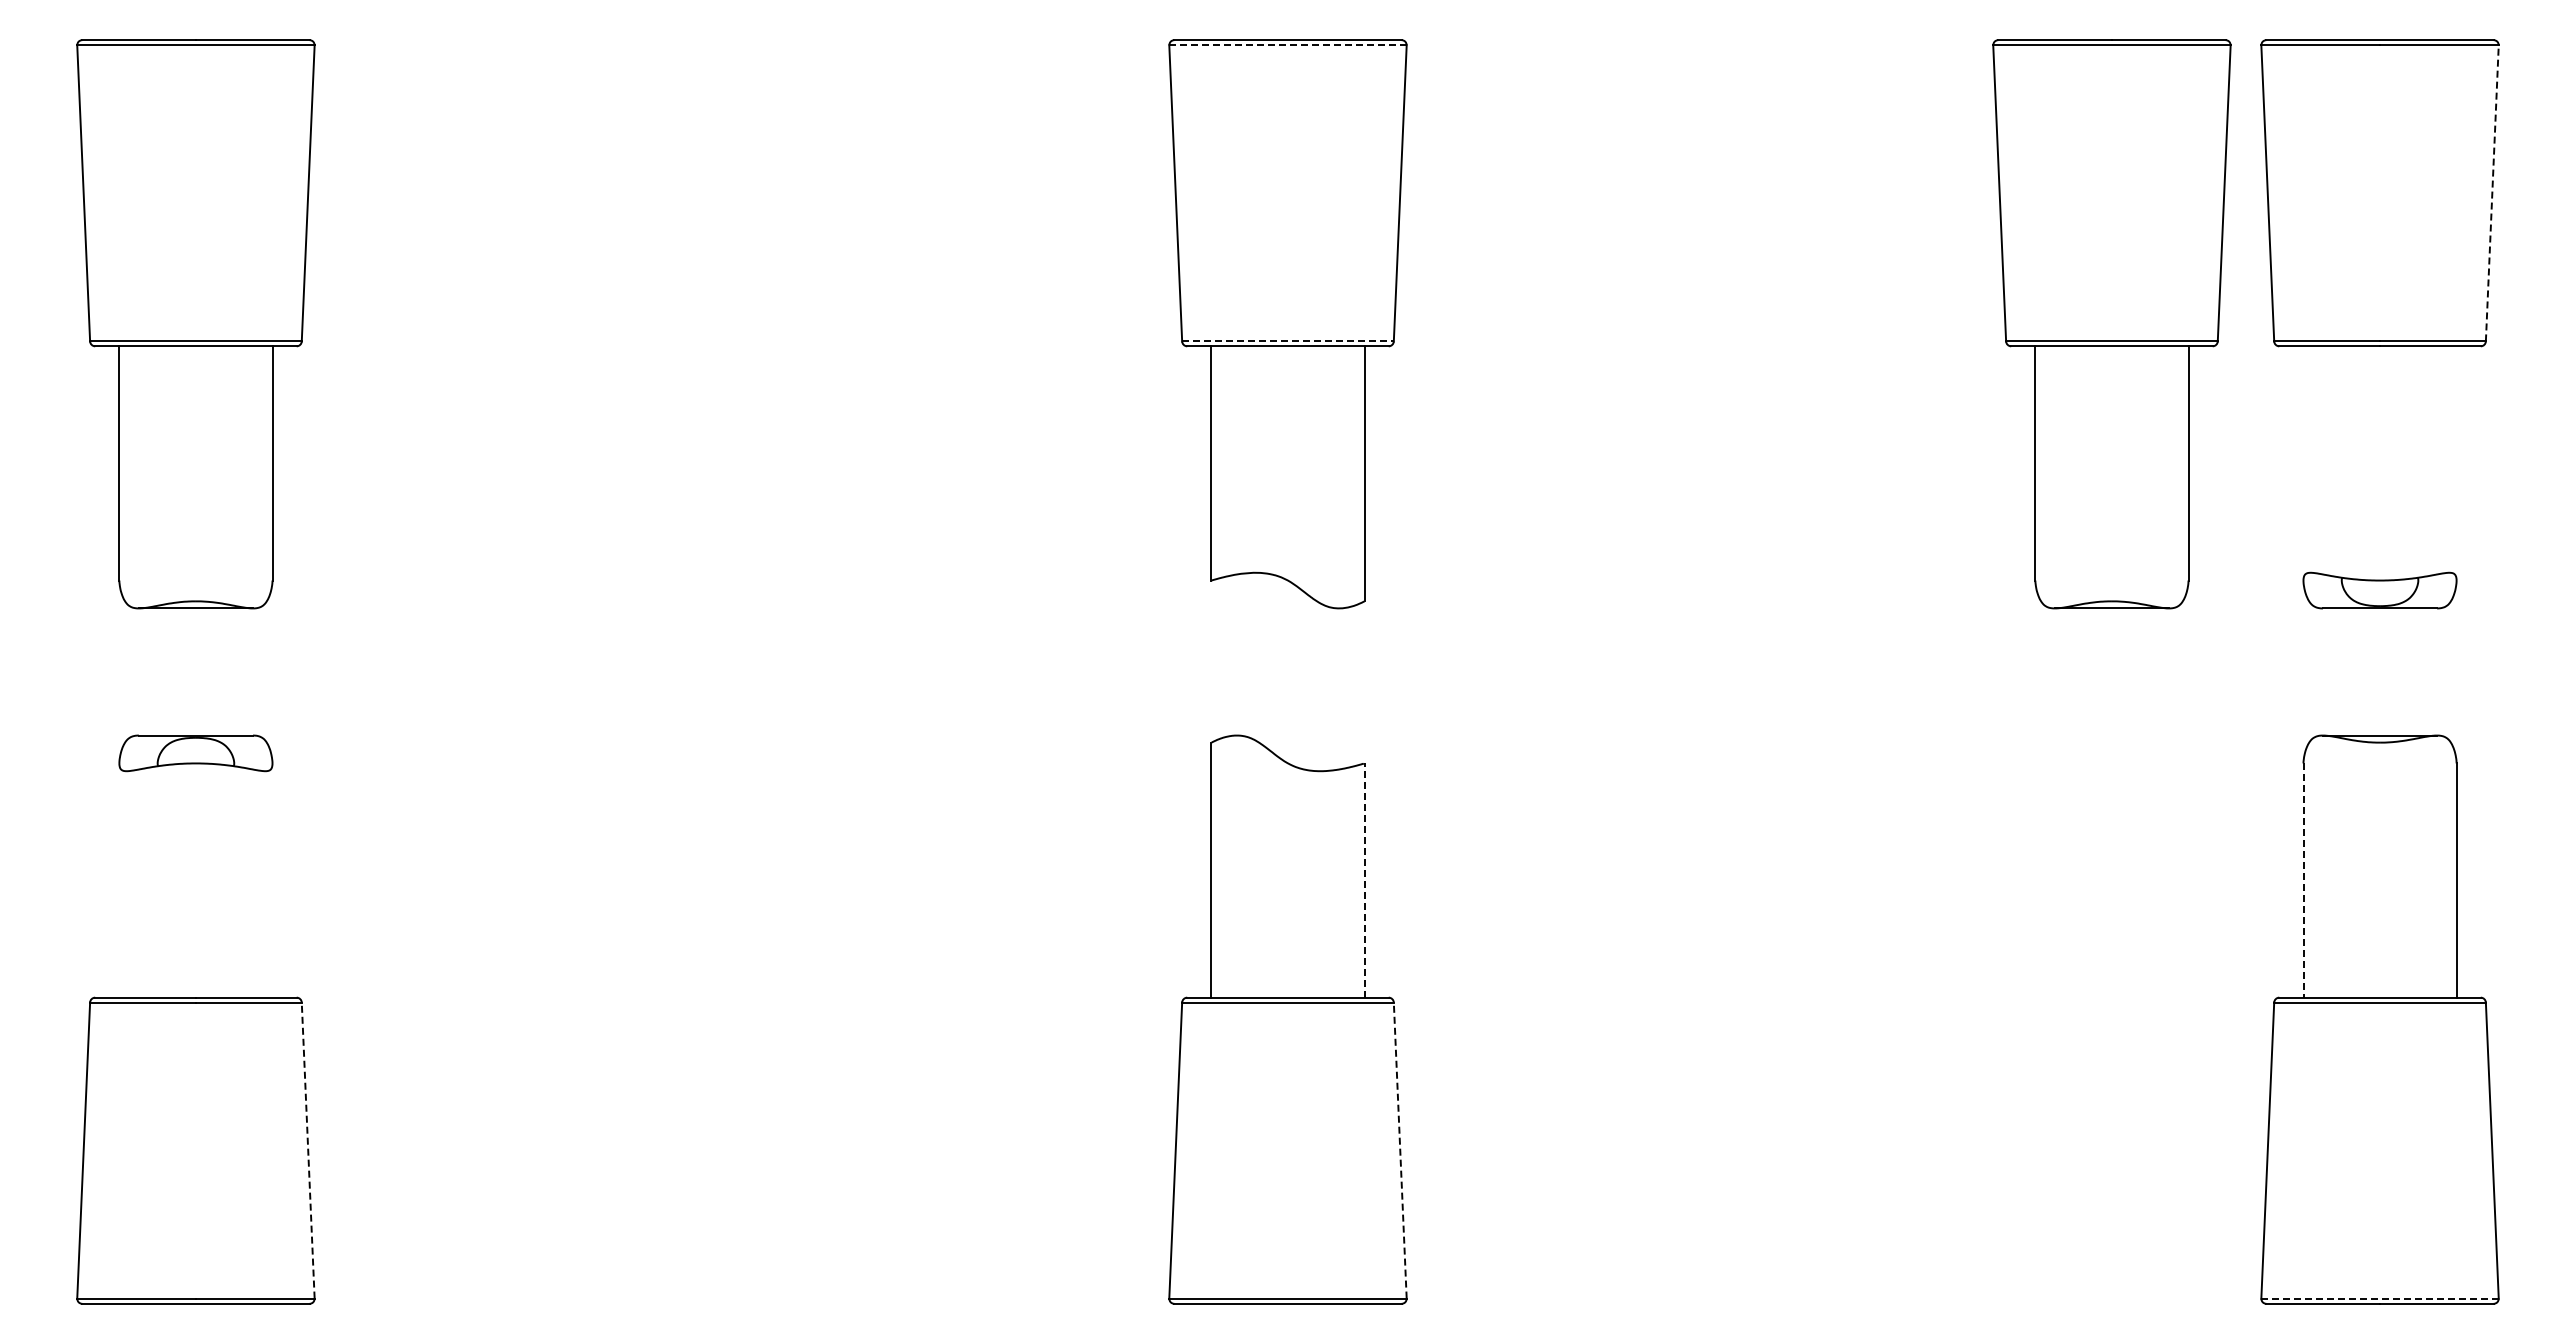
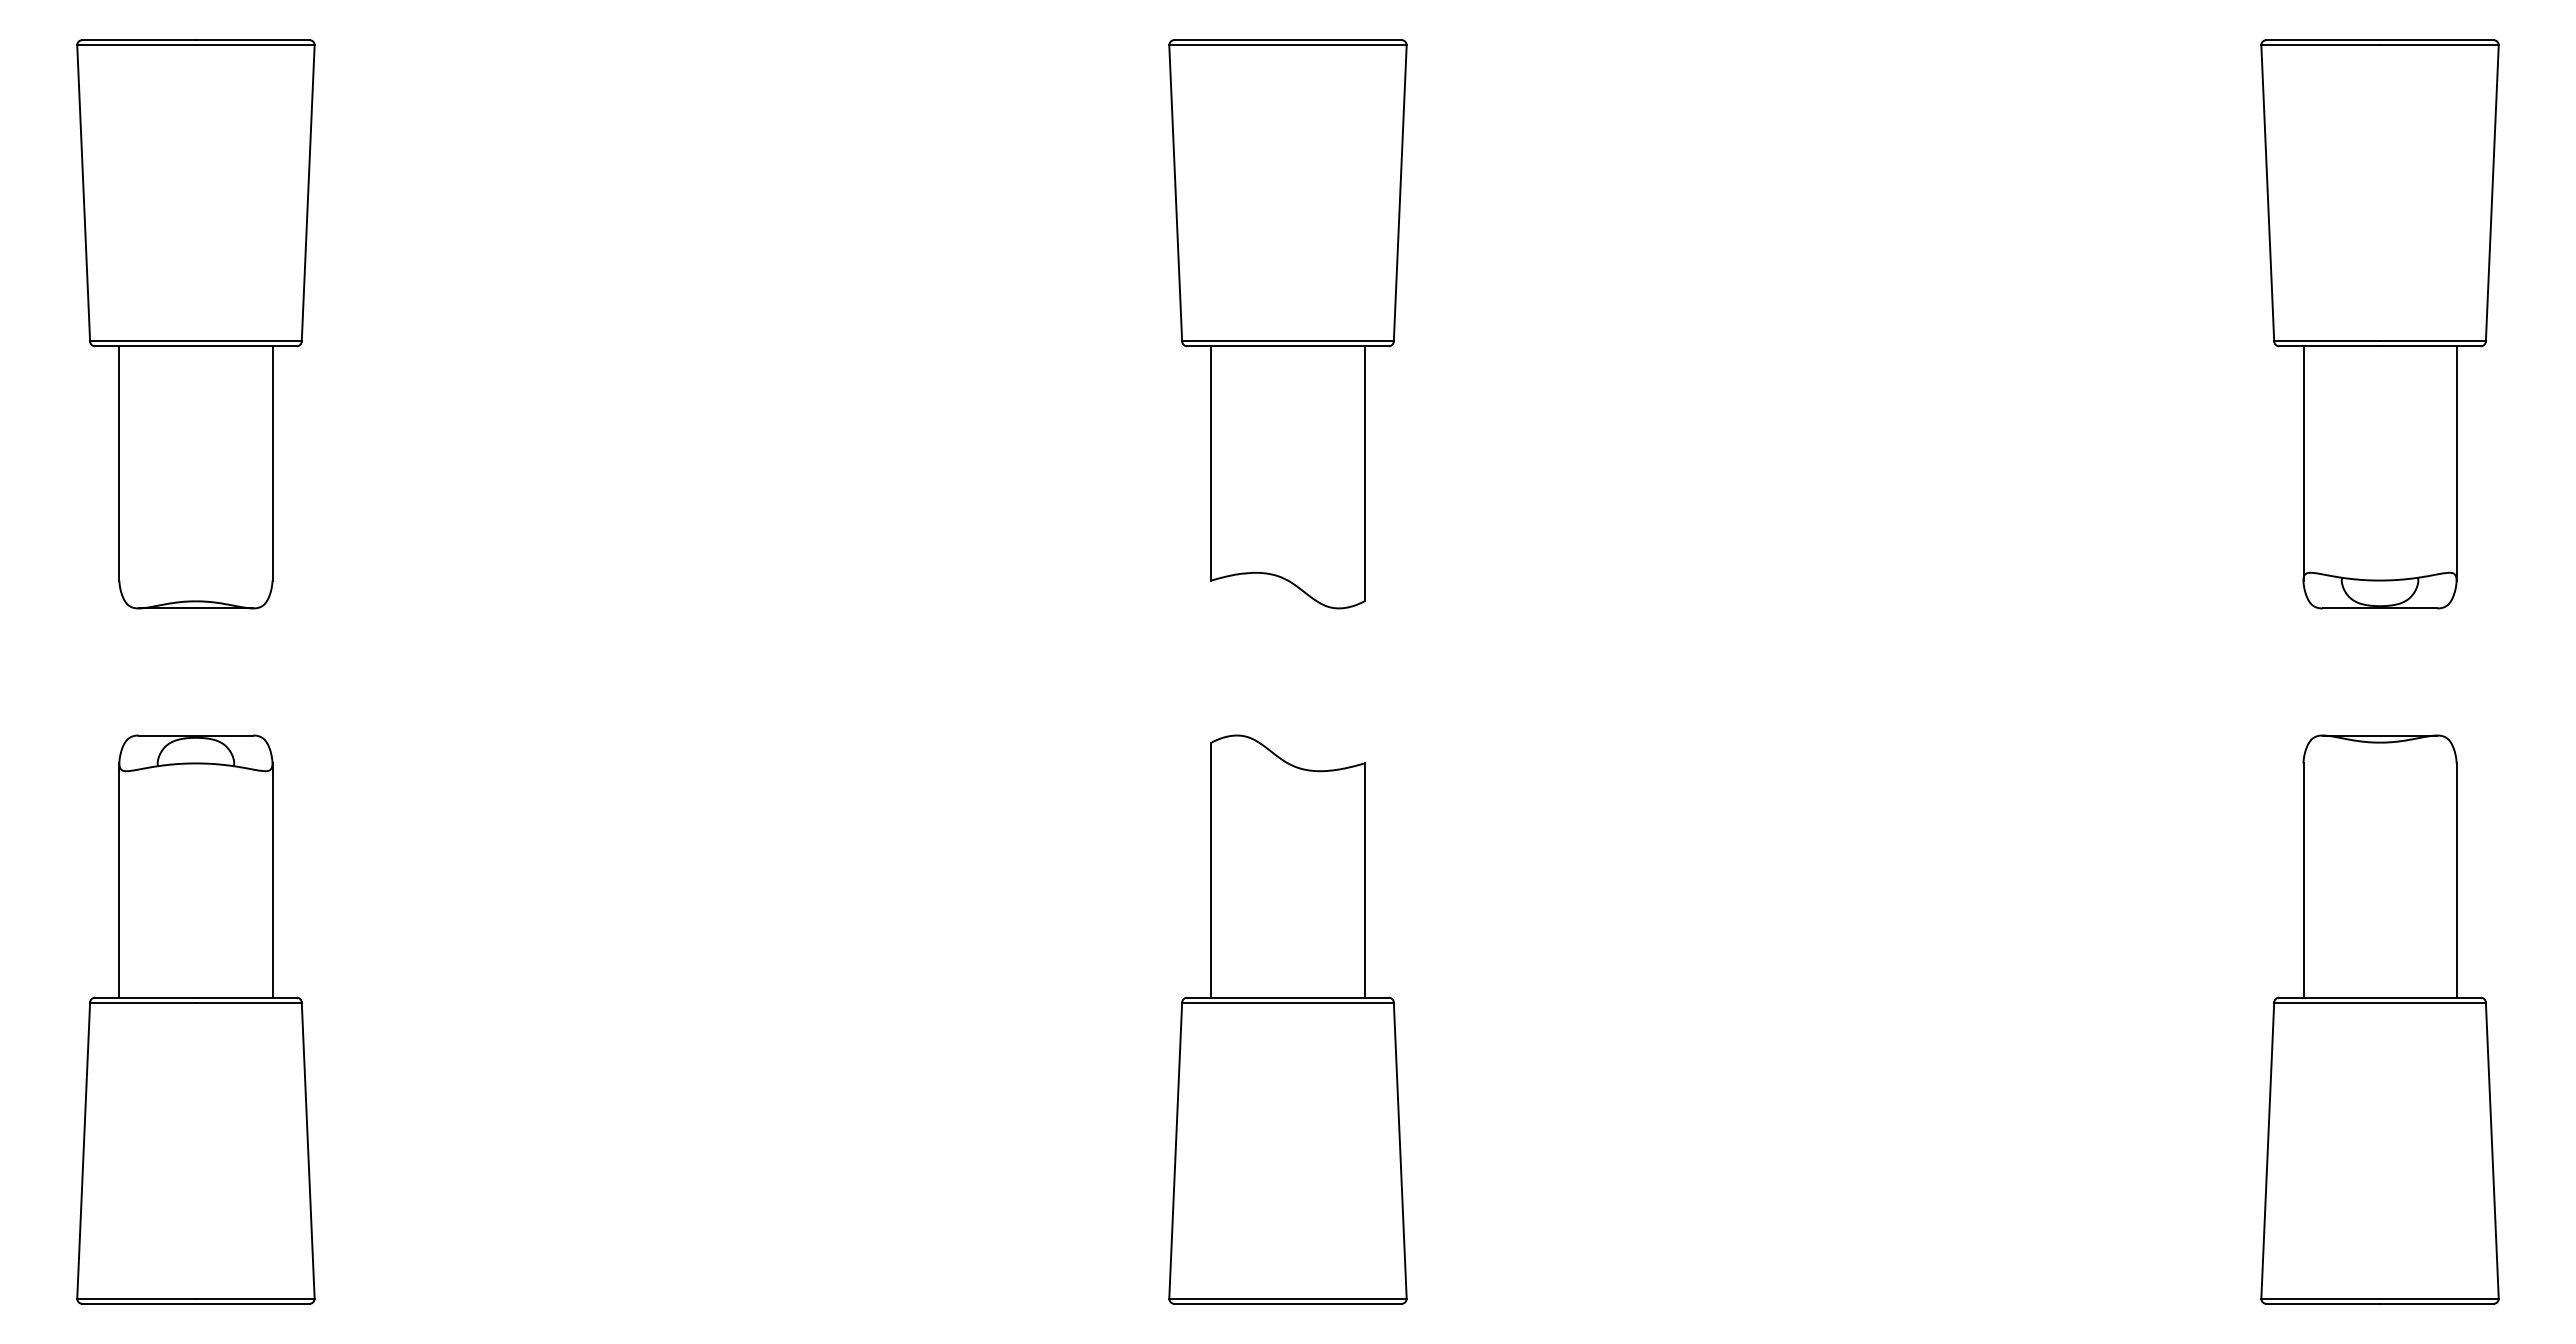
line: dashed -> solid (1288, 45)
line: dashed -> solid (2492, 192)
part: present -> none (2111, 324)
line: dashed -> solid (1288, 341)
line: none -> present (2303, 463)
line: none -> present (2456, 463)
line: none -> present (119, 880)
line: none -> present (272, 880)
line: dashed -> solid (1364, 880)
line: dashed -> solid (2303, 881)
line: dashed -> solid (308, 1150)
line: dashed -> solid (1400, 1150)
line: dashed -> solid (2380, 1298)
